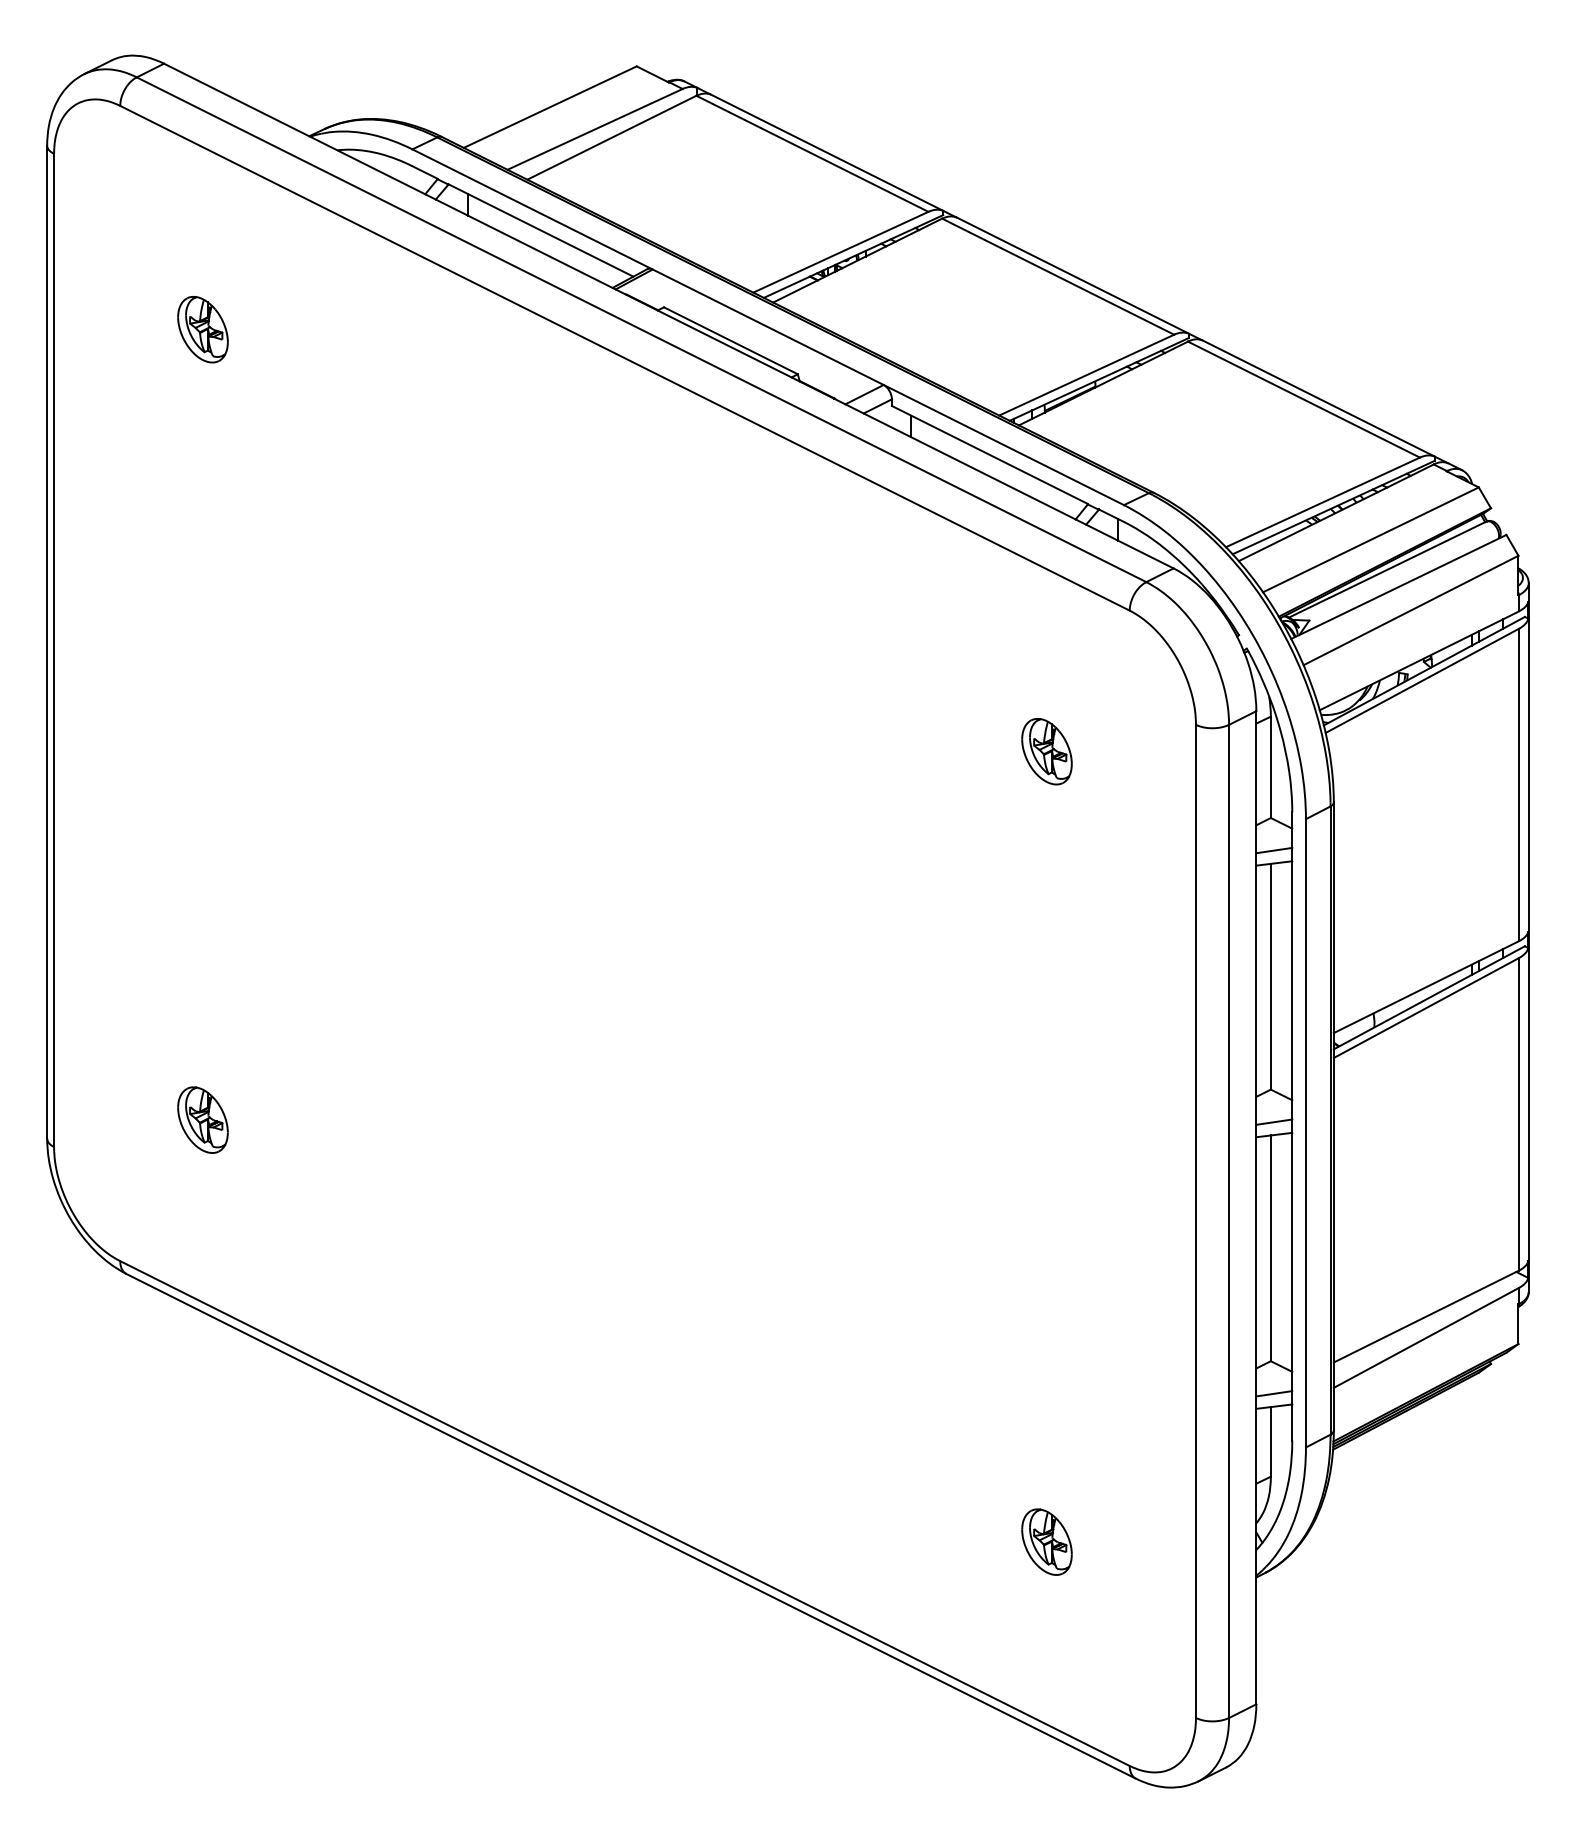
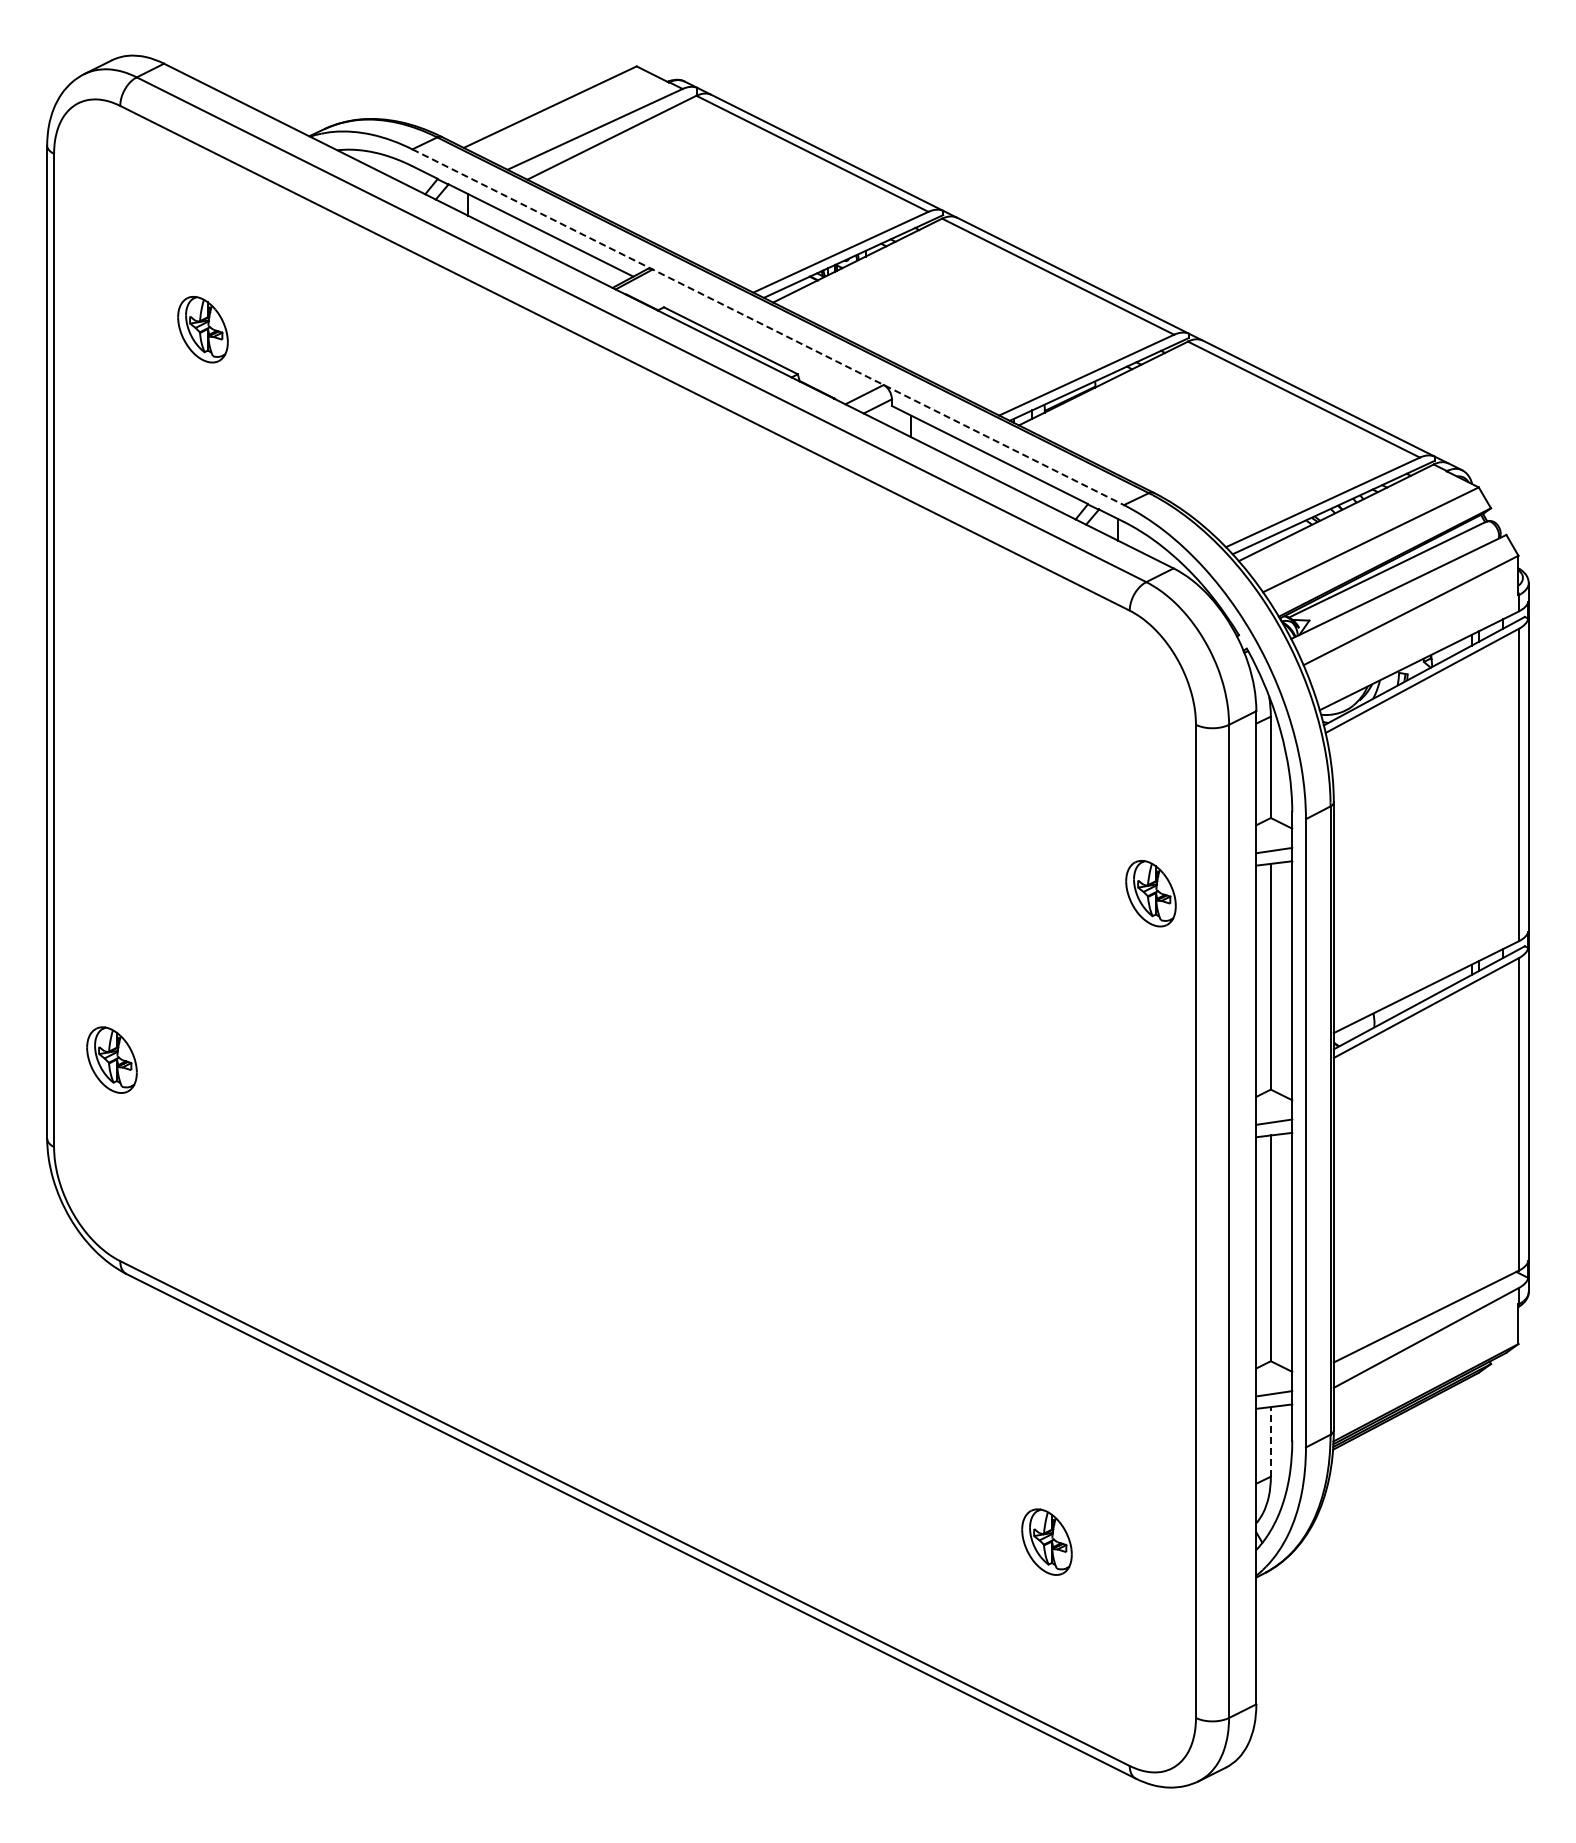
line: solid -> dashed (768, 327)
part position: (1046, 751) -> (1150, 893) (1150, 893)
part position: (202, 1119) -> (111, 1059) (111, 1059)
line: solid -> dashed (1270, 1441)
